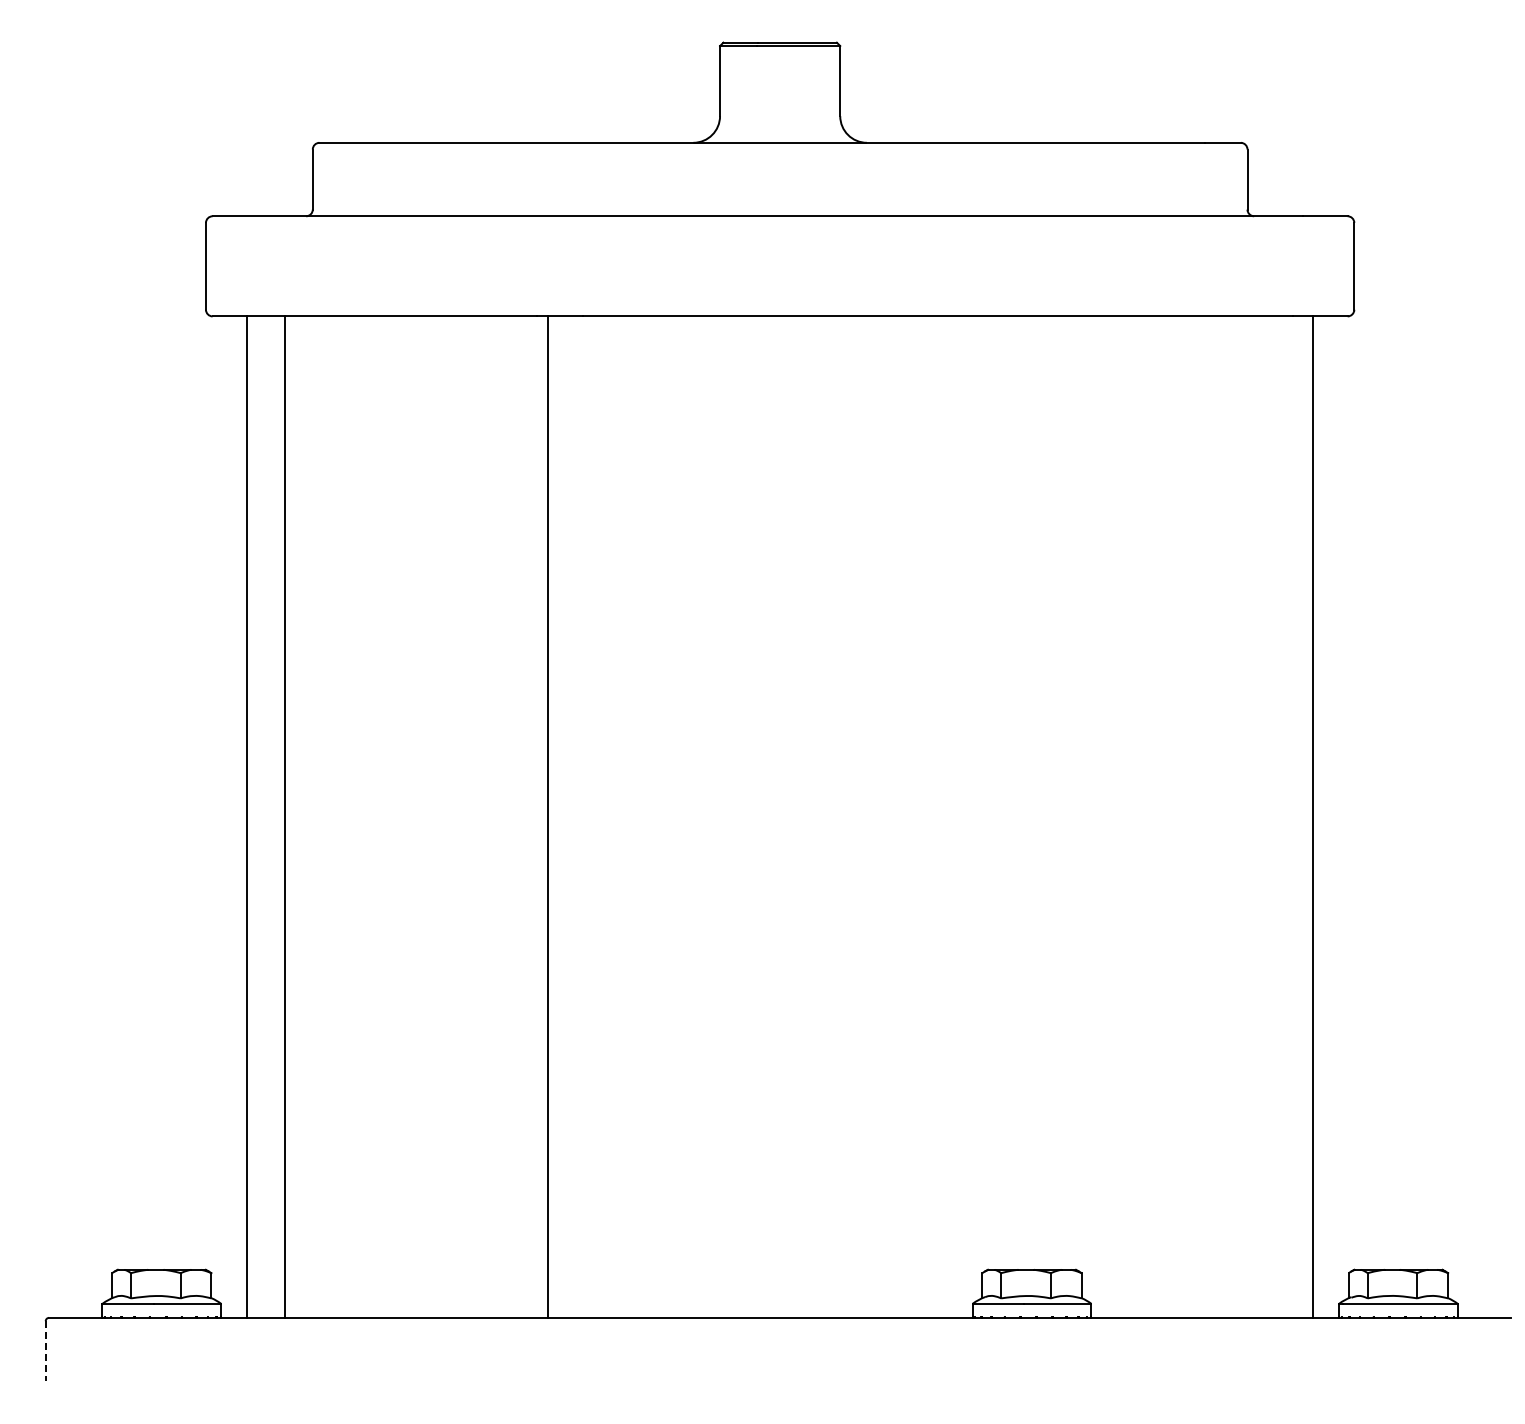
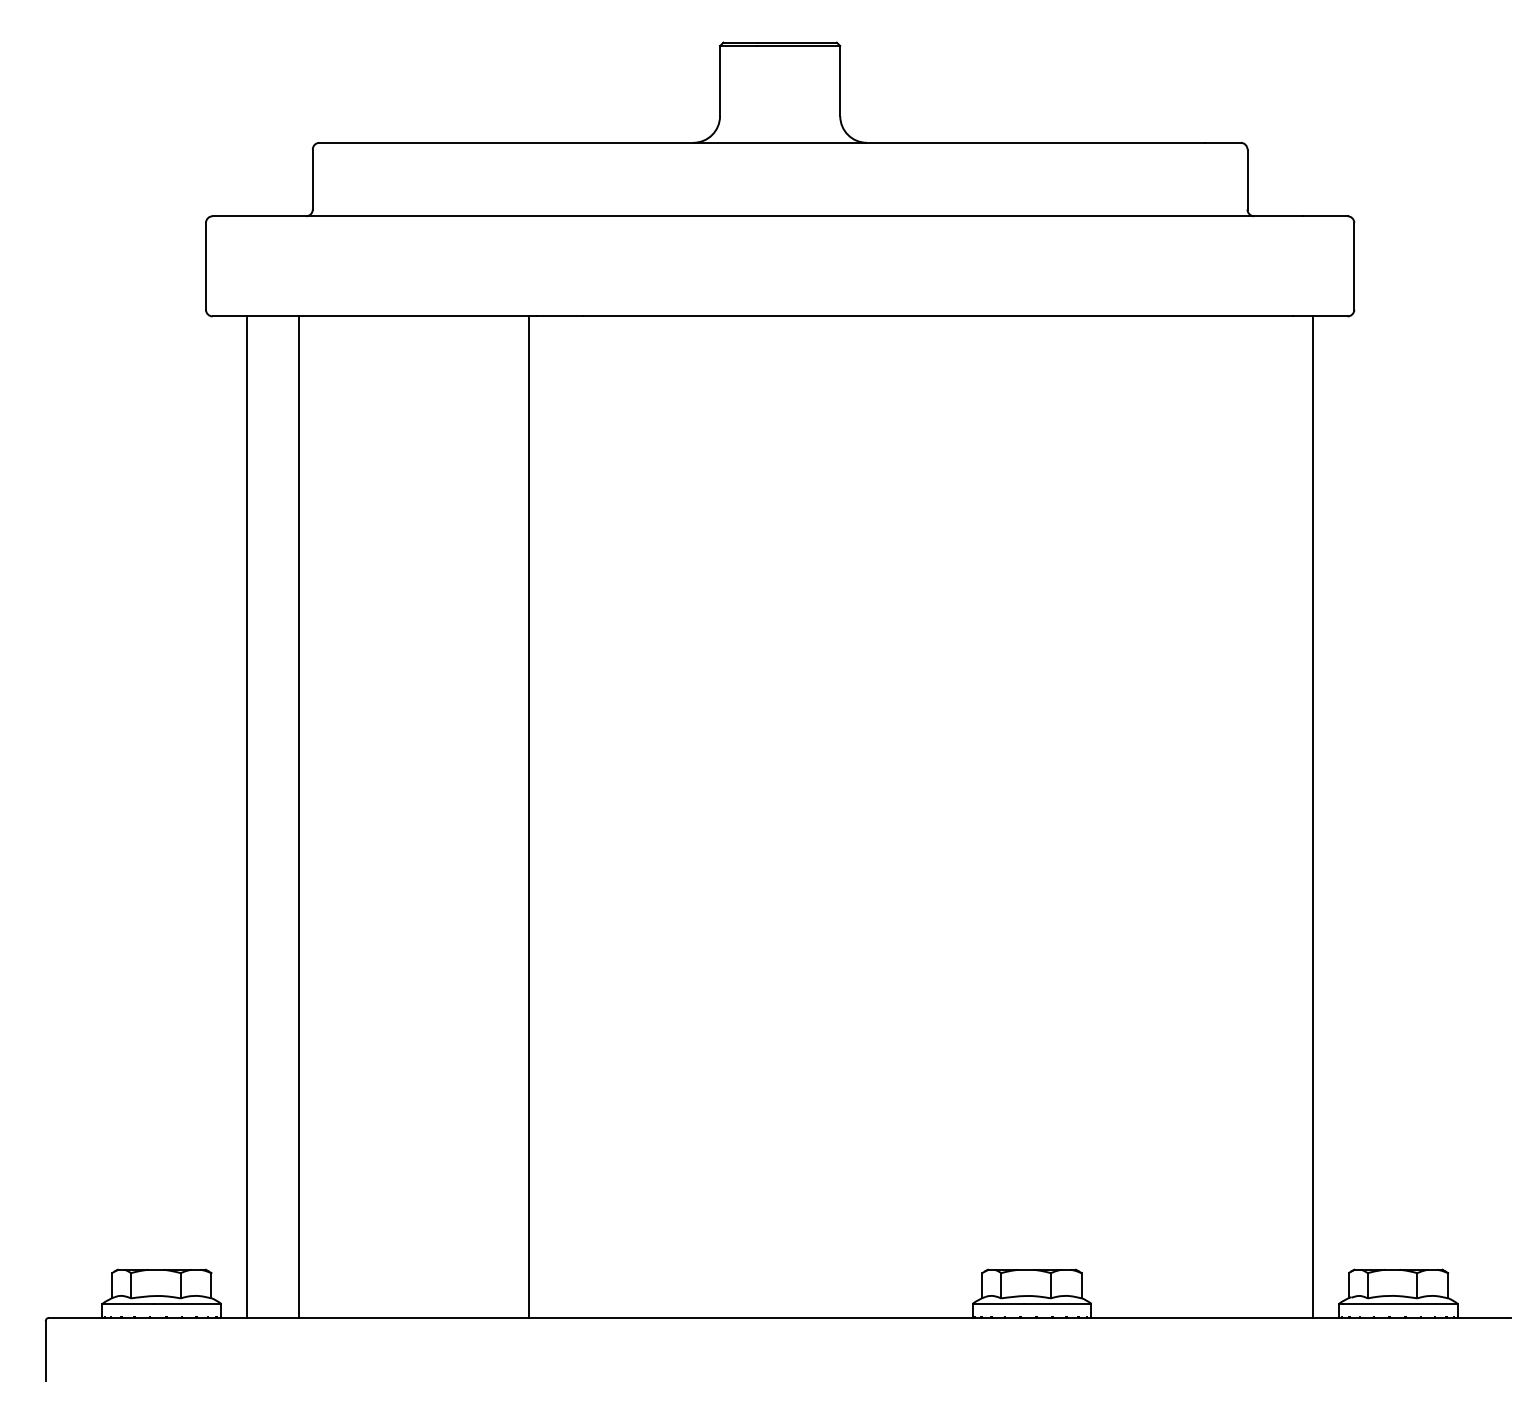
line position: (285, 816) -> (299, 816) (299, 816)
line position: (547, 816) -> (528, 816) (528, 816)
line: dashed -> solid (45, 1351)
